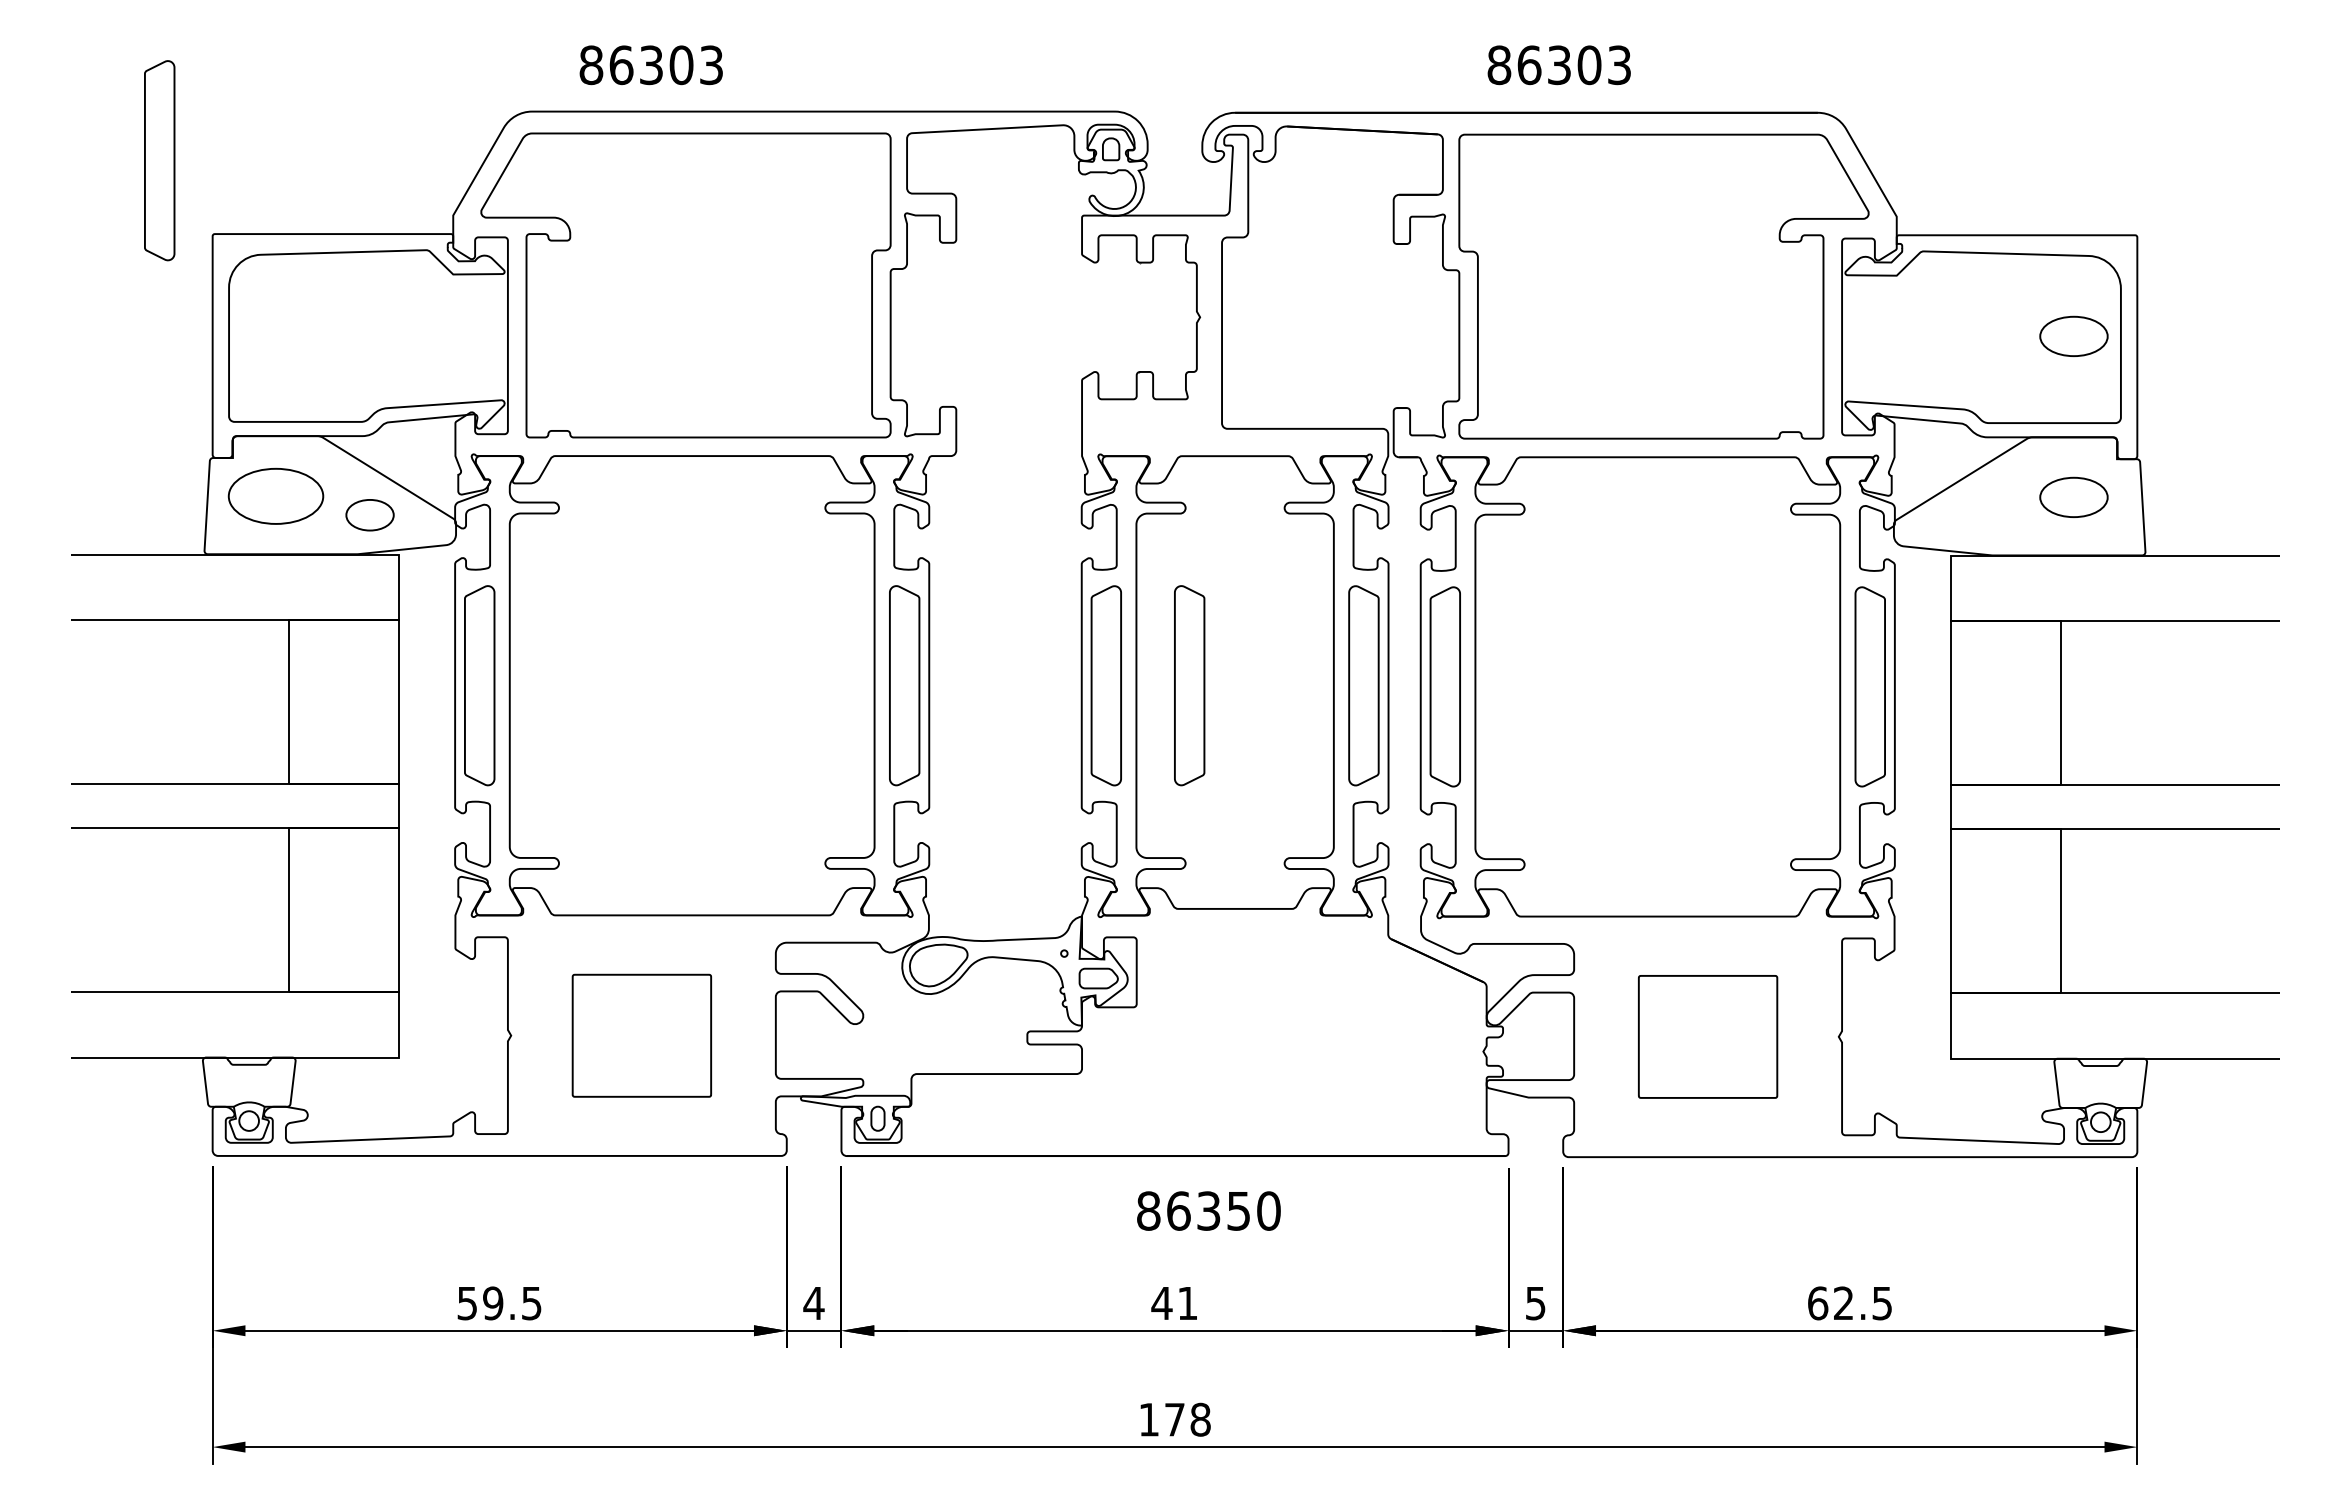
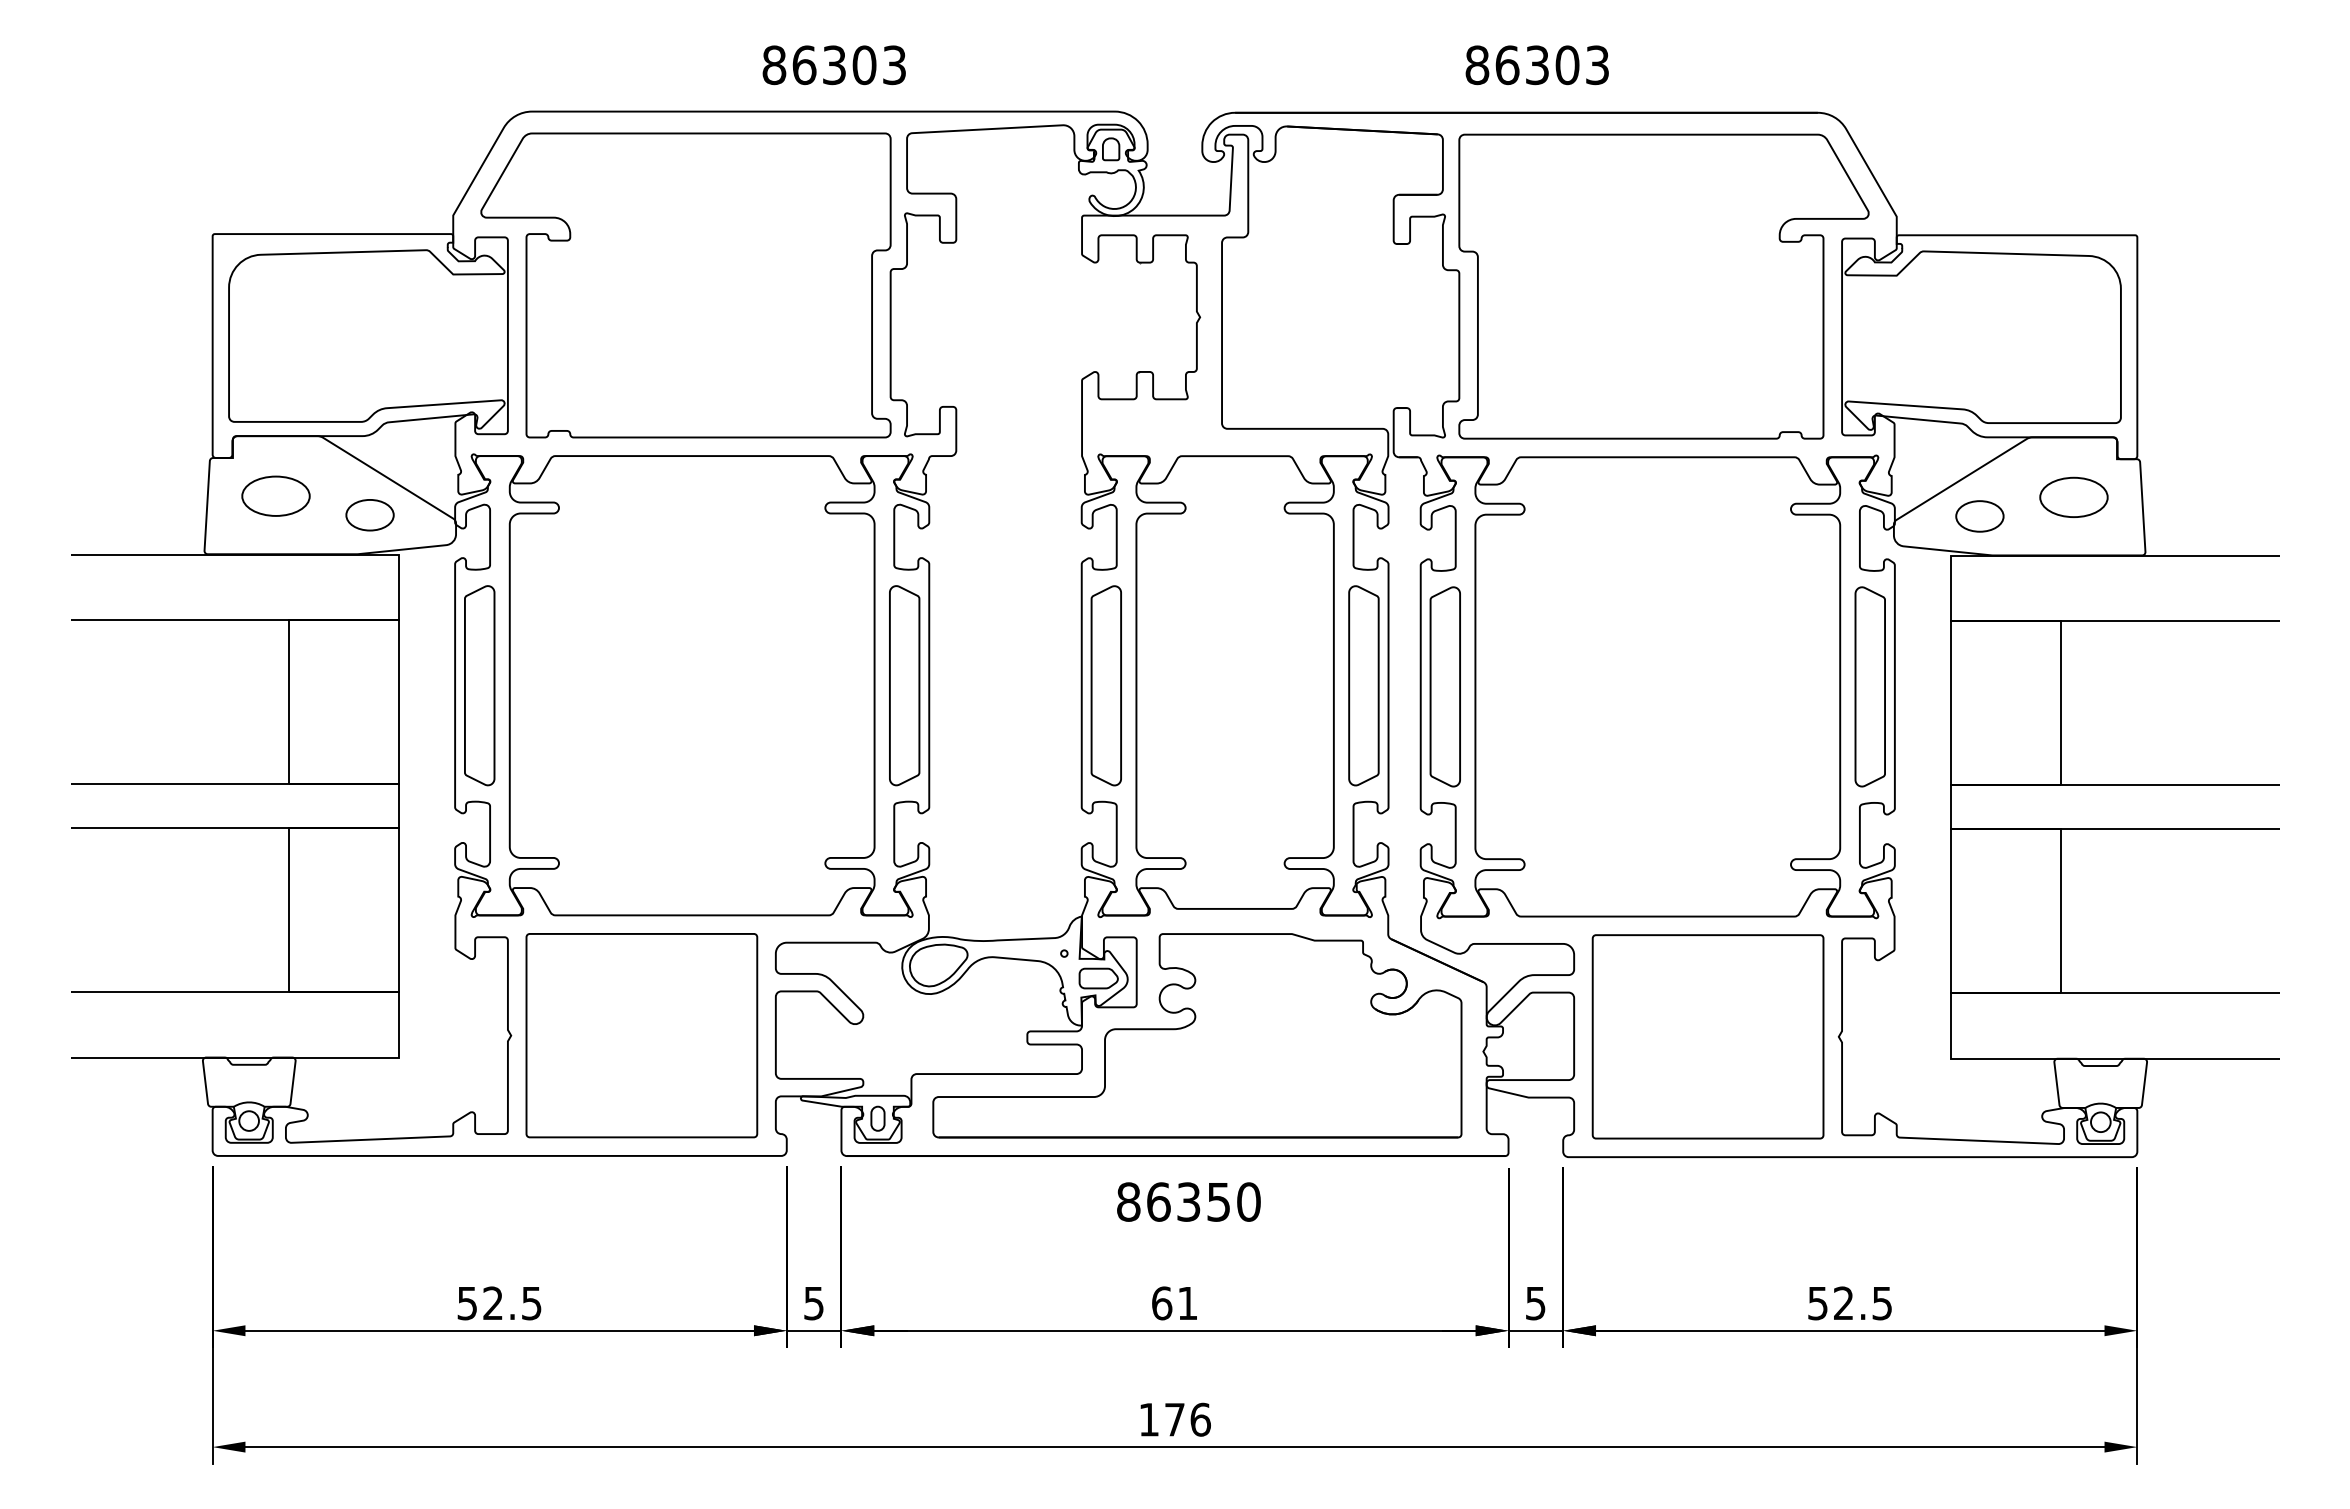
text position: (650, 65) -> (833, 65) (833, 65)
text position: (1558, 65) -> (1536, 65) (1536, 65)
curve: present -> none (145, 160)
part: present -> none (2073, 335)
part size: 98x58 px -> 70x42 px (275, 495)
part: none -> present (1979, 516)
curve: present -> none (1175, 685)
part size: 141x125 px -> 234x206 px (641, 1035)
part: none -> present (1197, 1035)
part size: 141x124 px -> 234x206 px (1707, 1036)
text position: (1208, 1210) -> (1188, 1201) (1188, 1201)
text: 59.5 -> 52.5 (493, 1303)
text: 4 -> 5 (813, 1303)
text: 41 -> 61 (1161, 1303)
text: 62.5 -> 52.5 (1818, 1303)
text: 178 -> 176 (1200, 1419)
